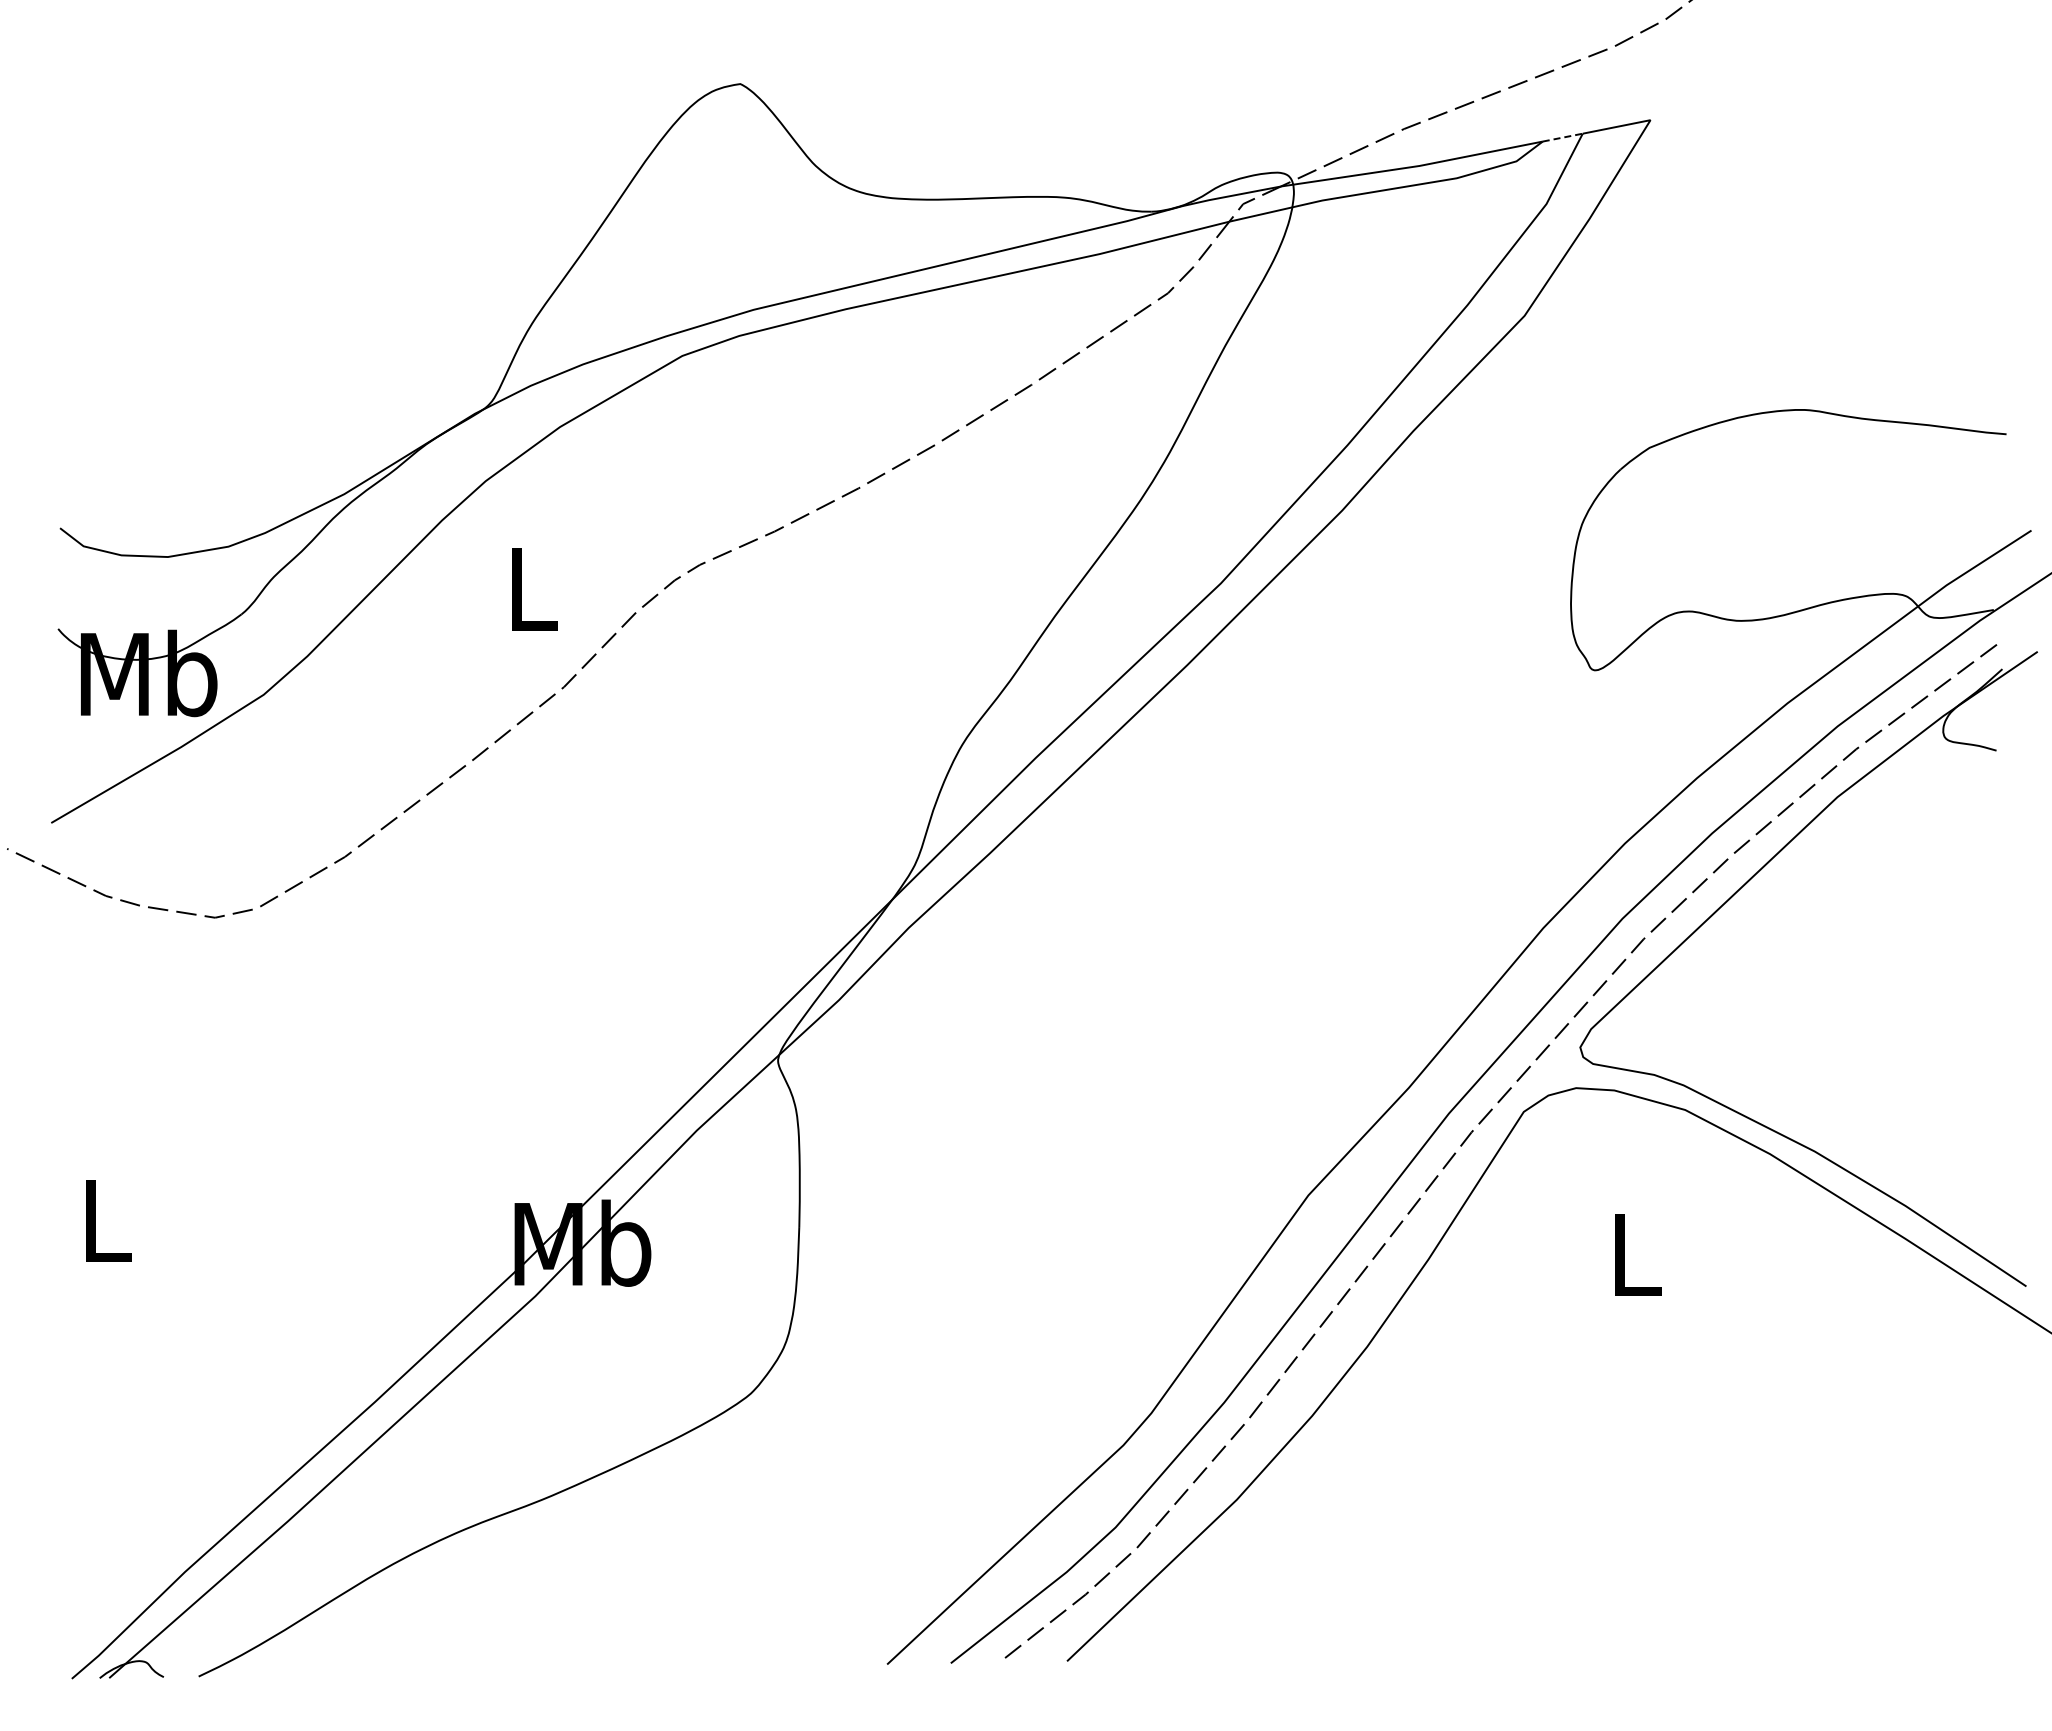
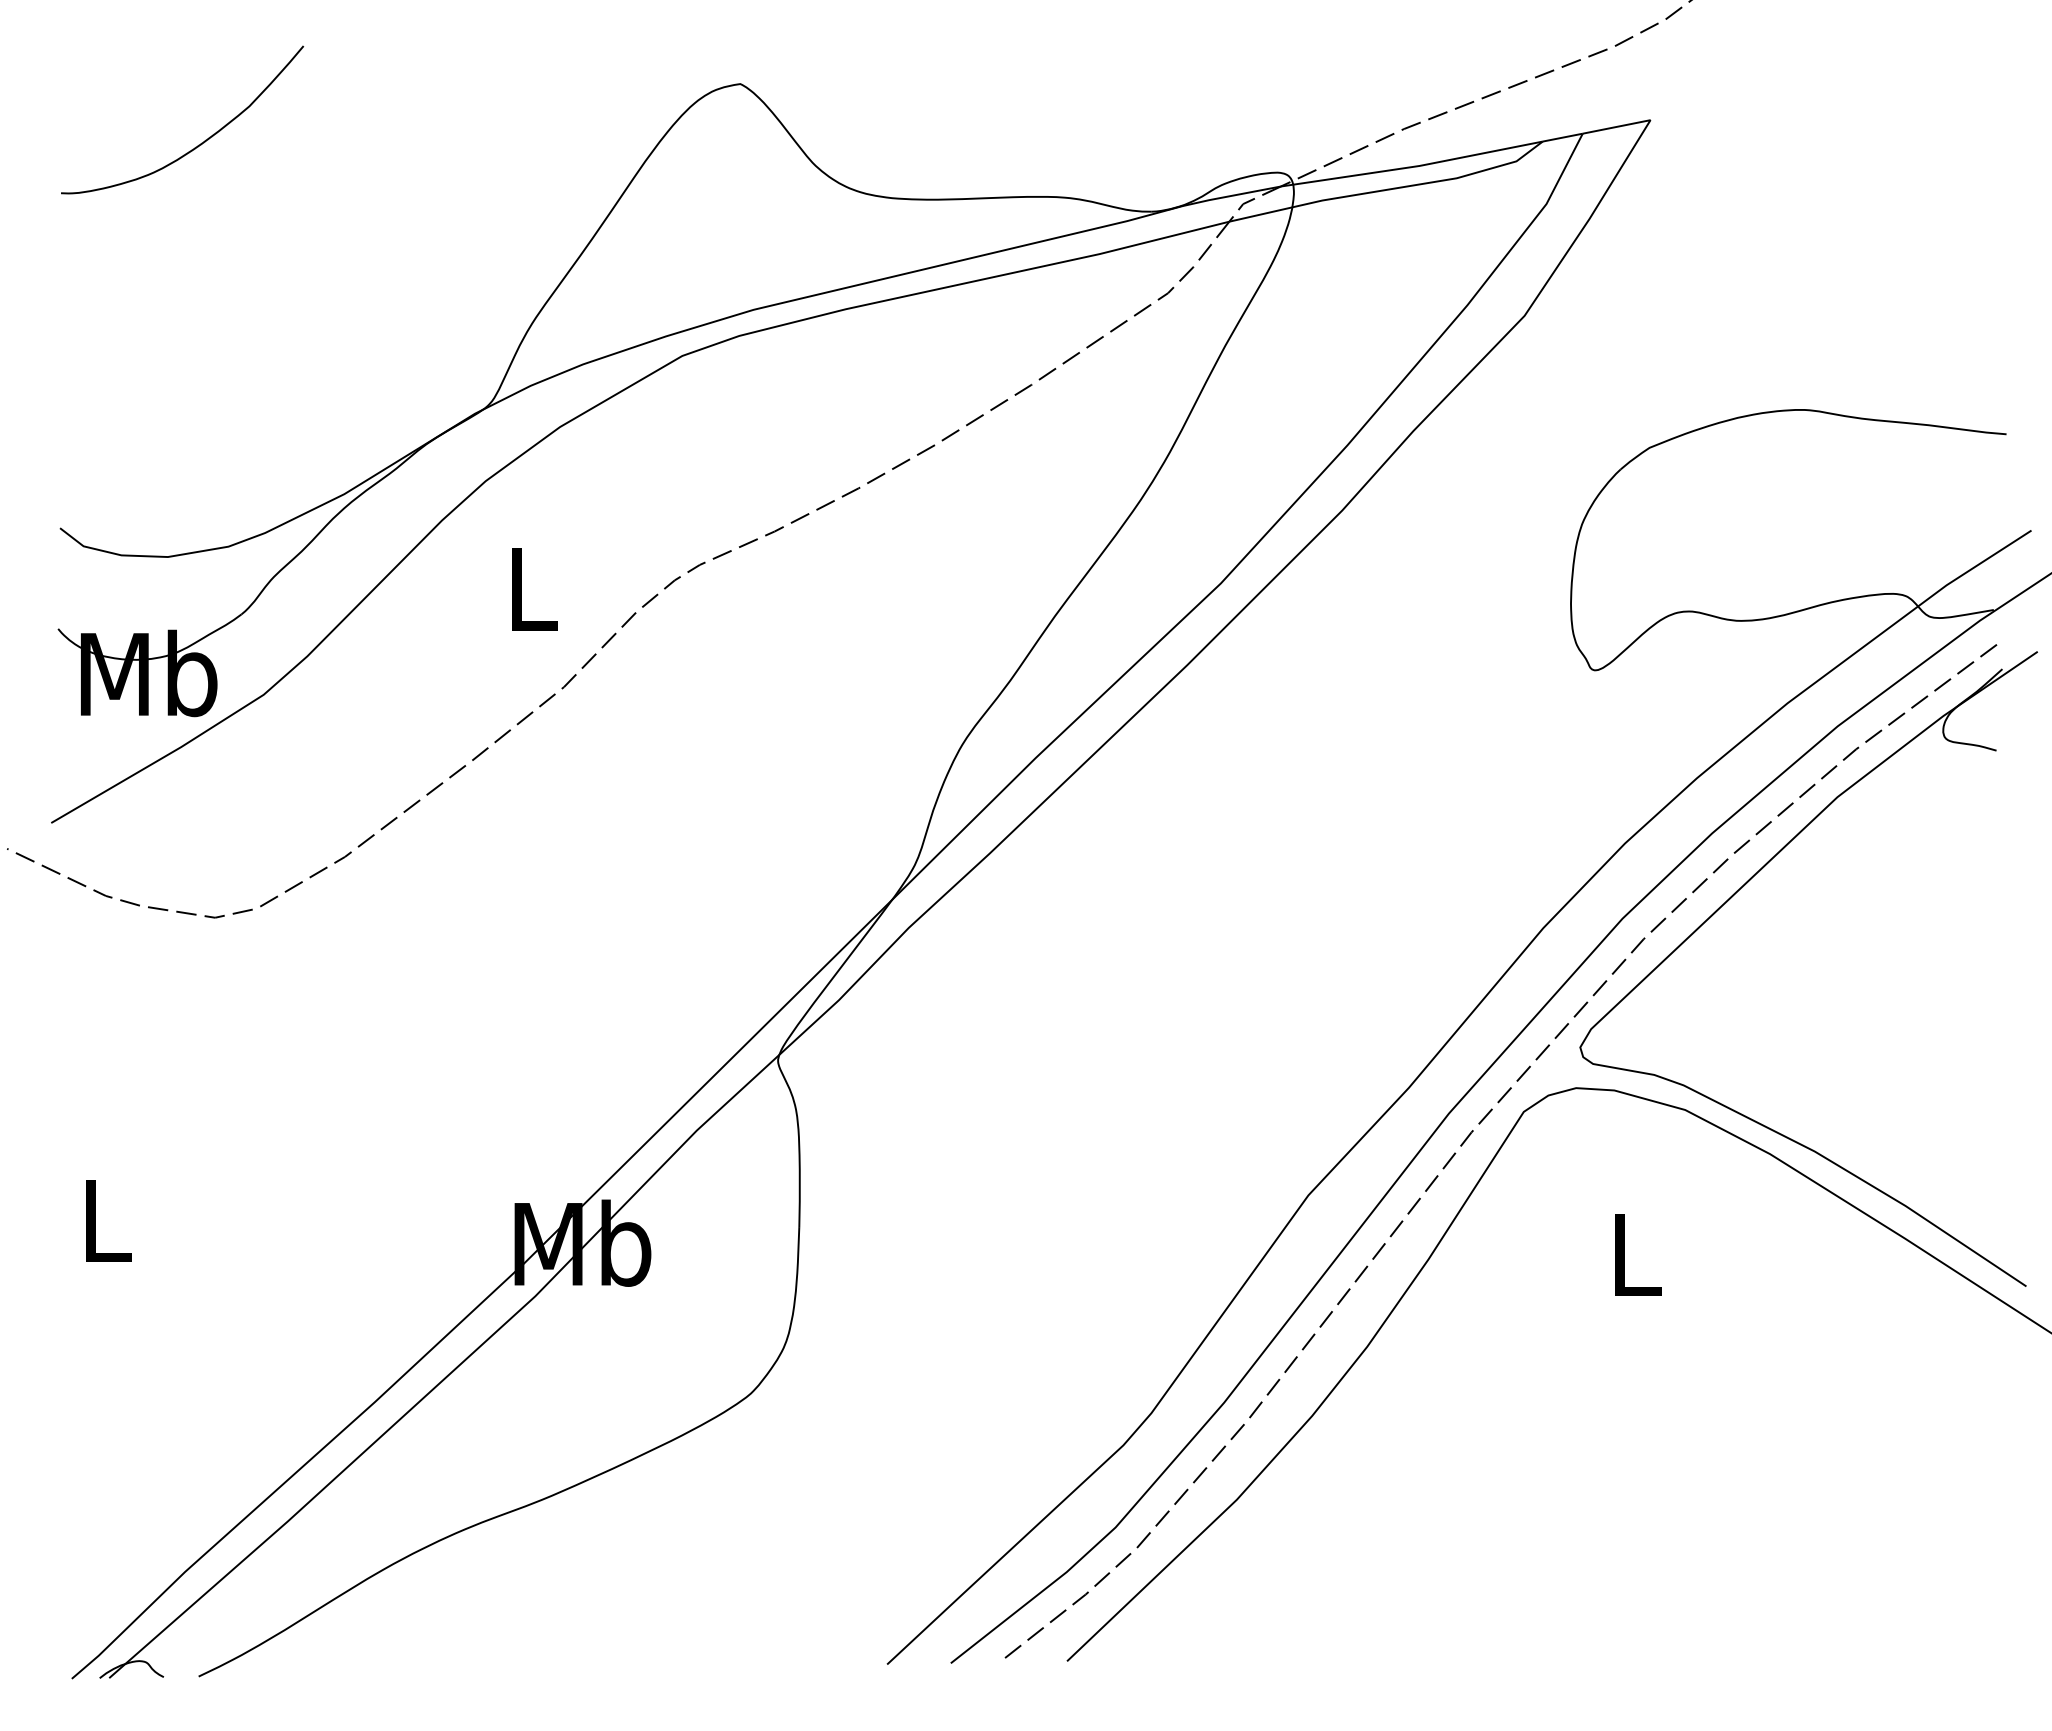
line: dashed -> solid (1563, 137)
curve: none -> present (198, 144)
